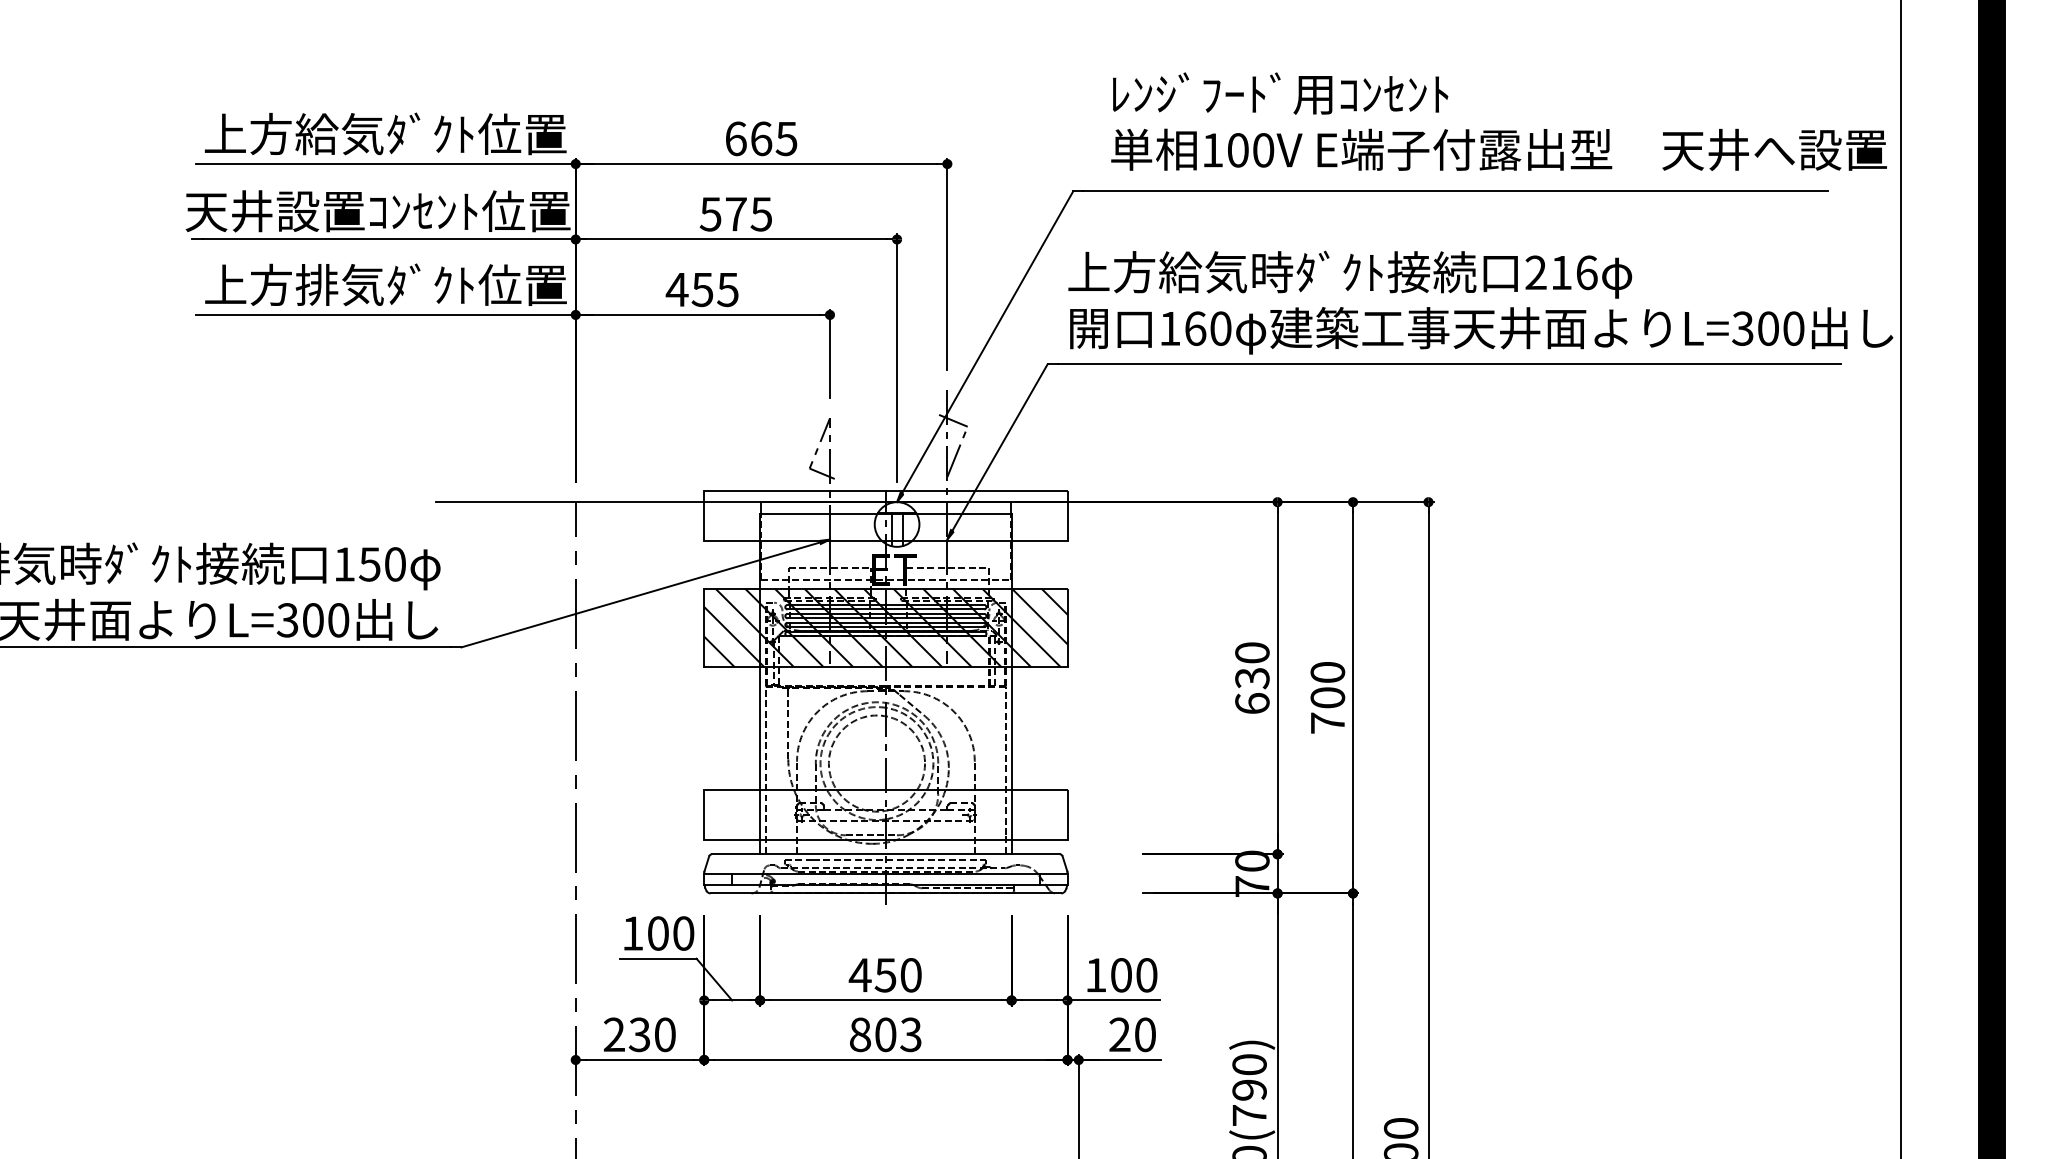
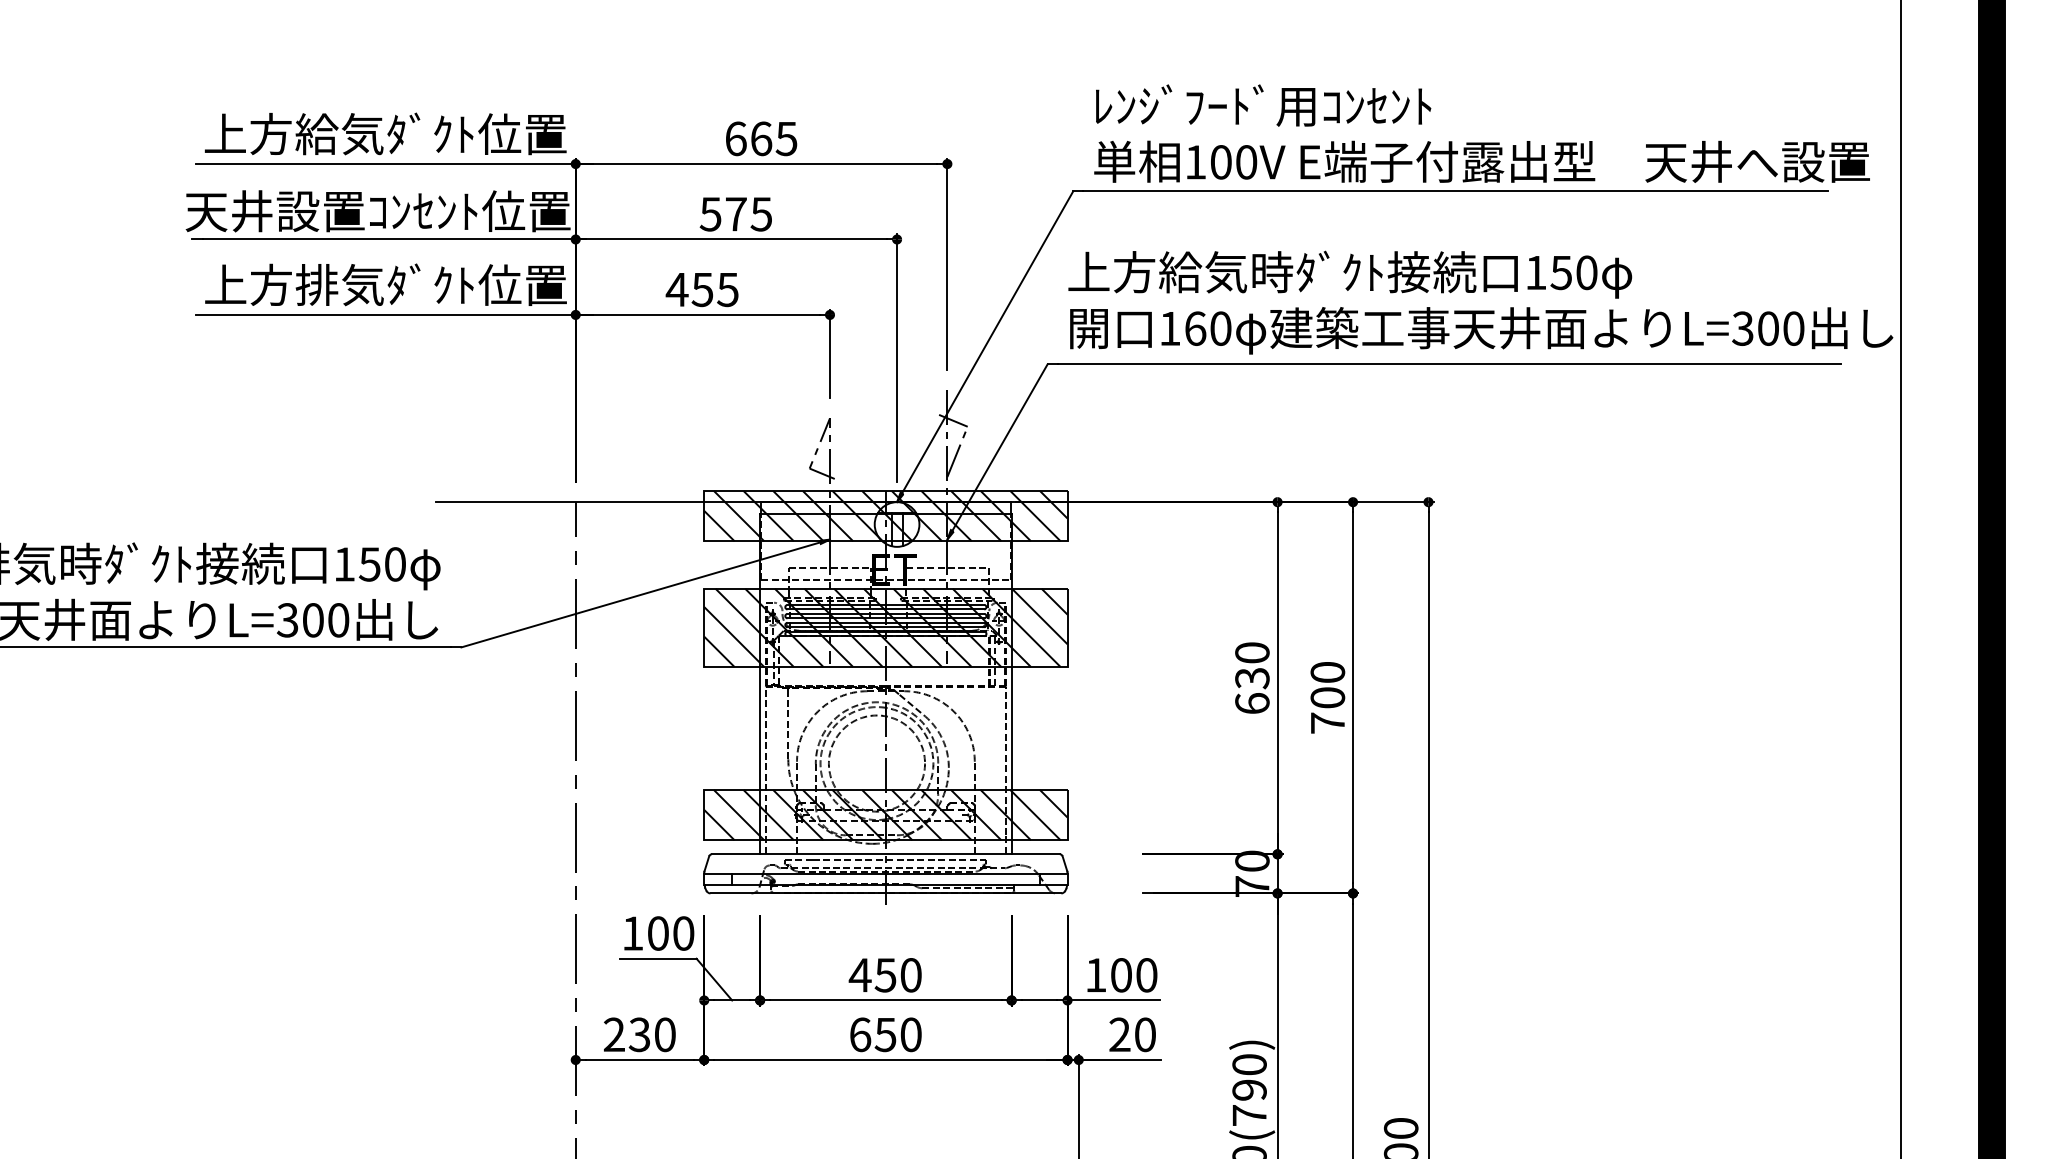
text position: (1498, 121) -> (1481, 133) (1481, 133)
text: 216 -> 150 (1561, 272)
hatch: none -> present (885, 515)
hatch: none -> present (885, 815)
text: 803 -> 650 (885, 1034)
